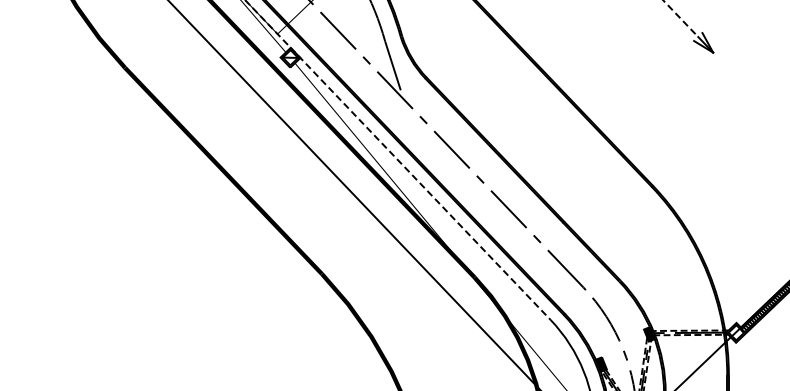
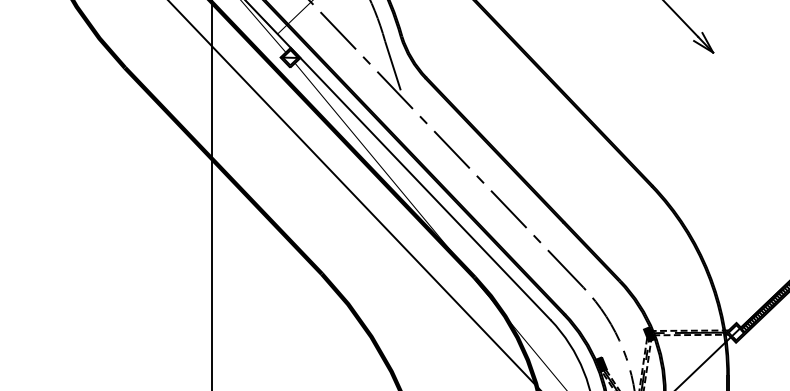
line: dashed -> solid (681, 18)
line: dashed -> solid (398, 160)
line: none -> present (212, 194)
